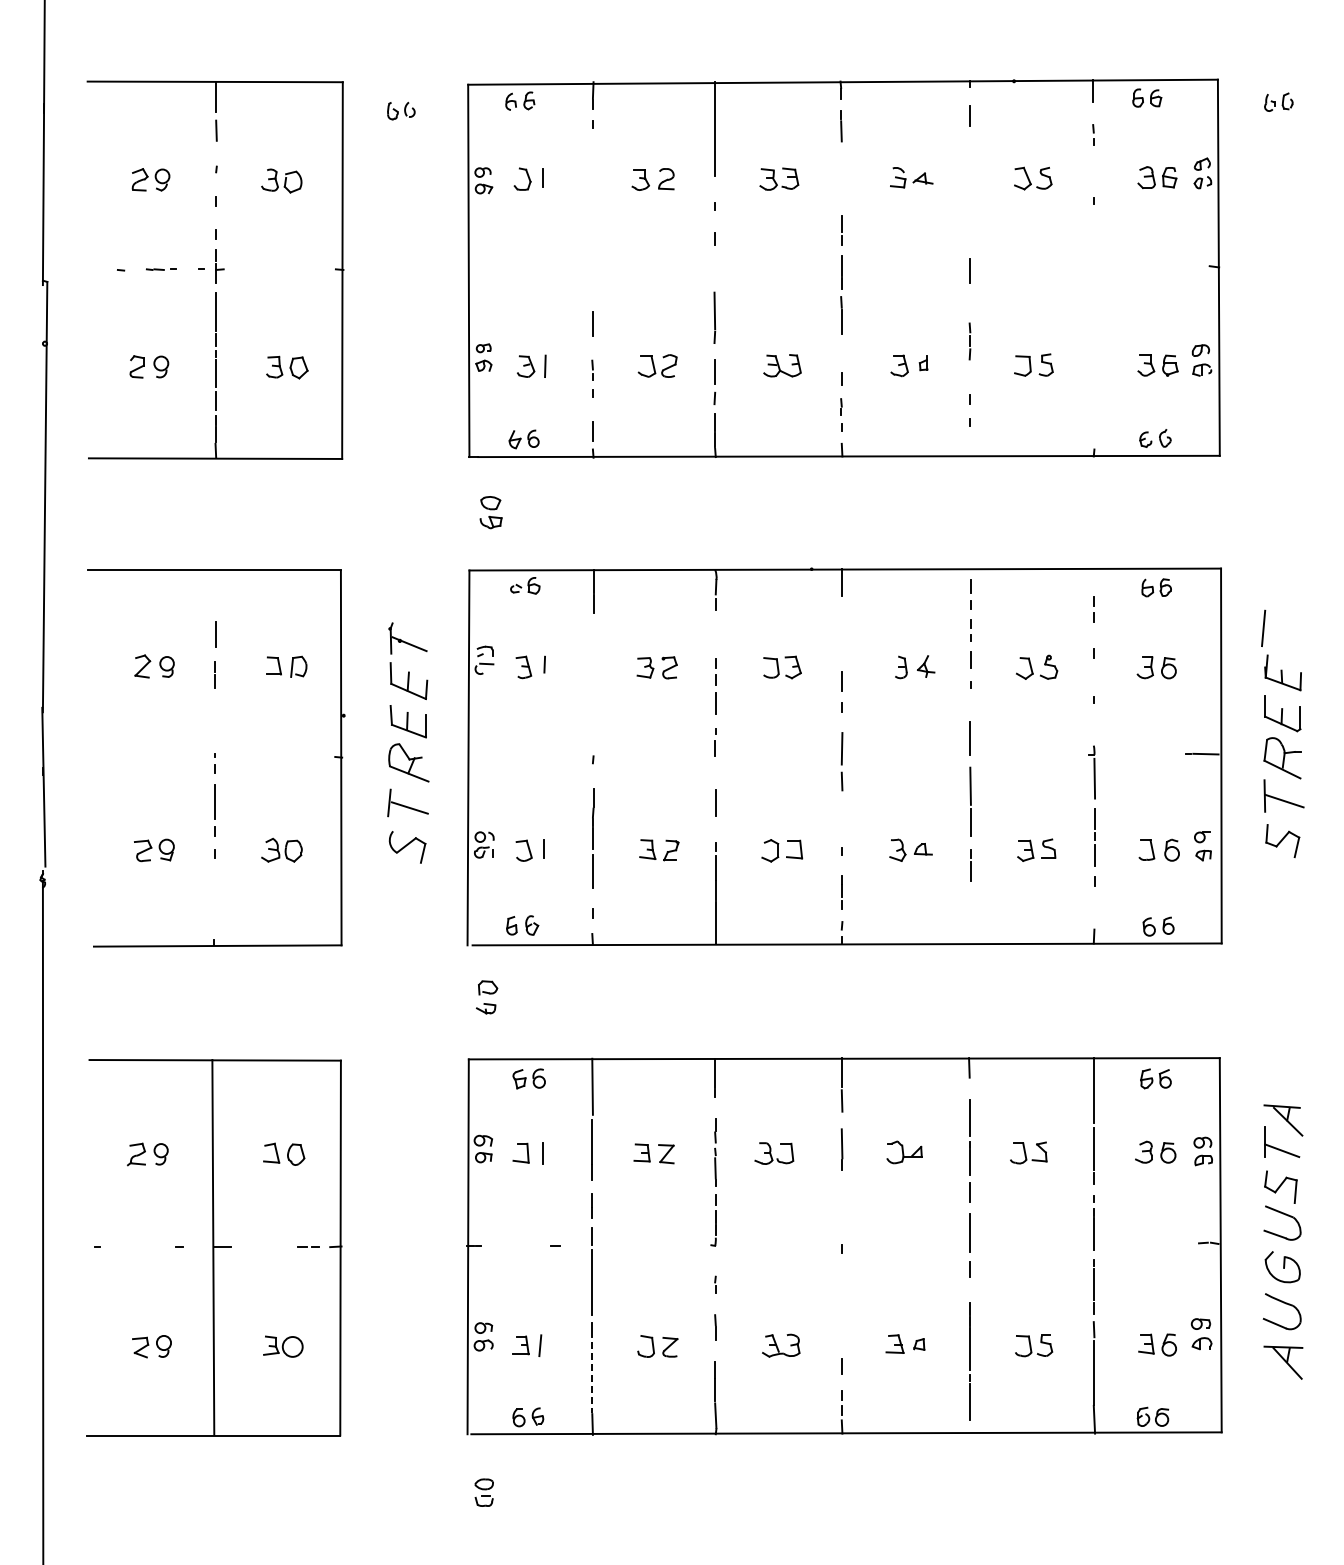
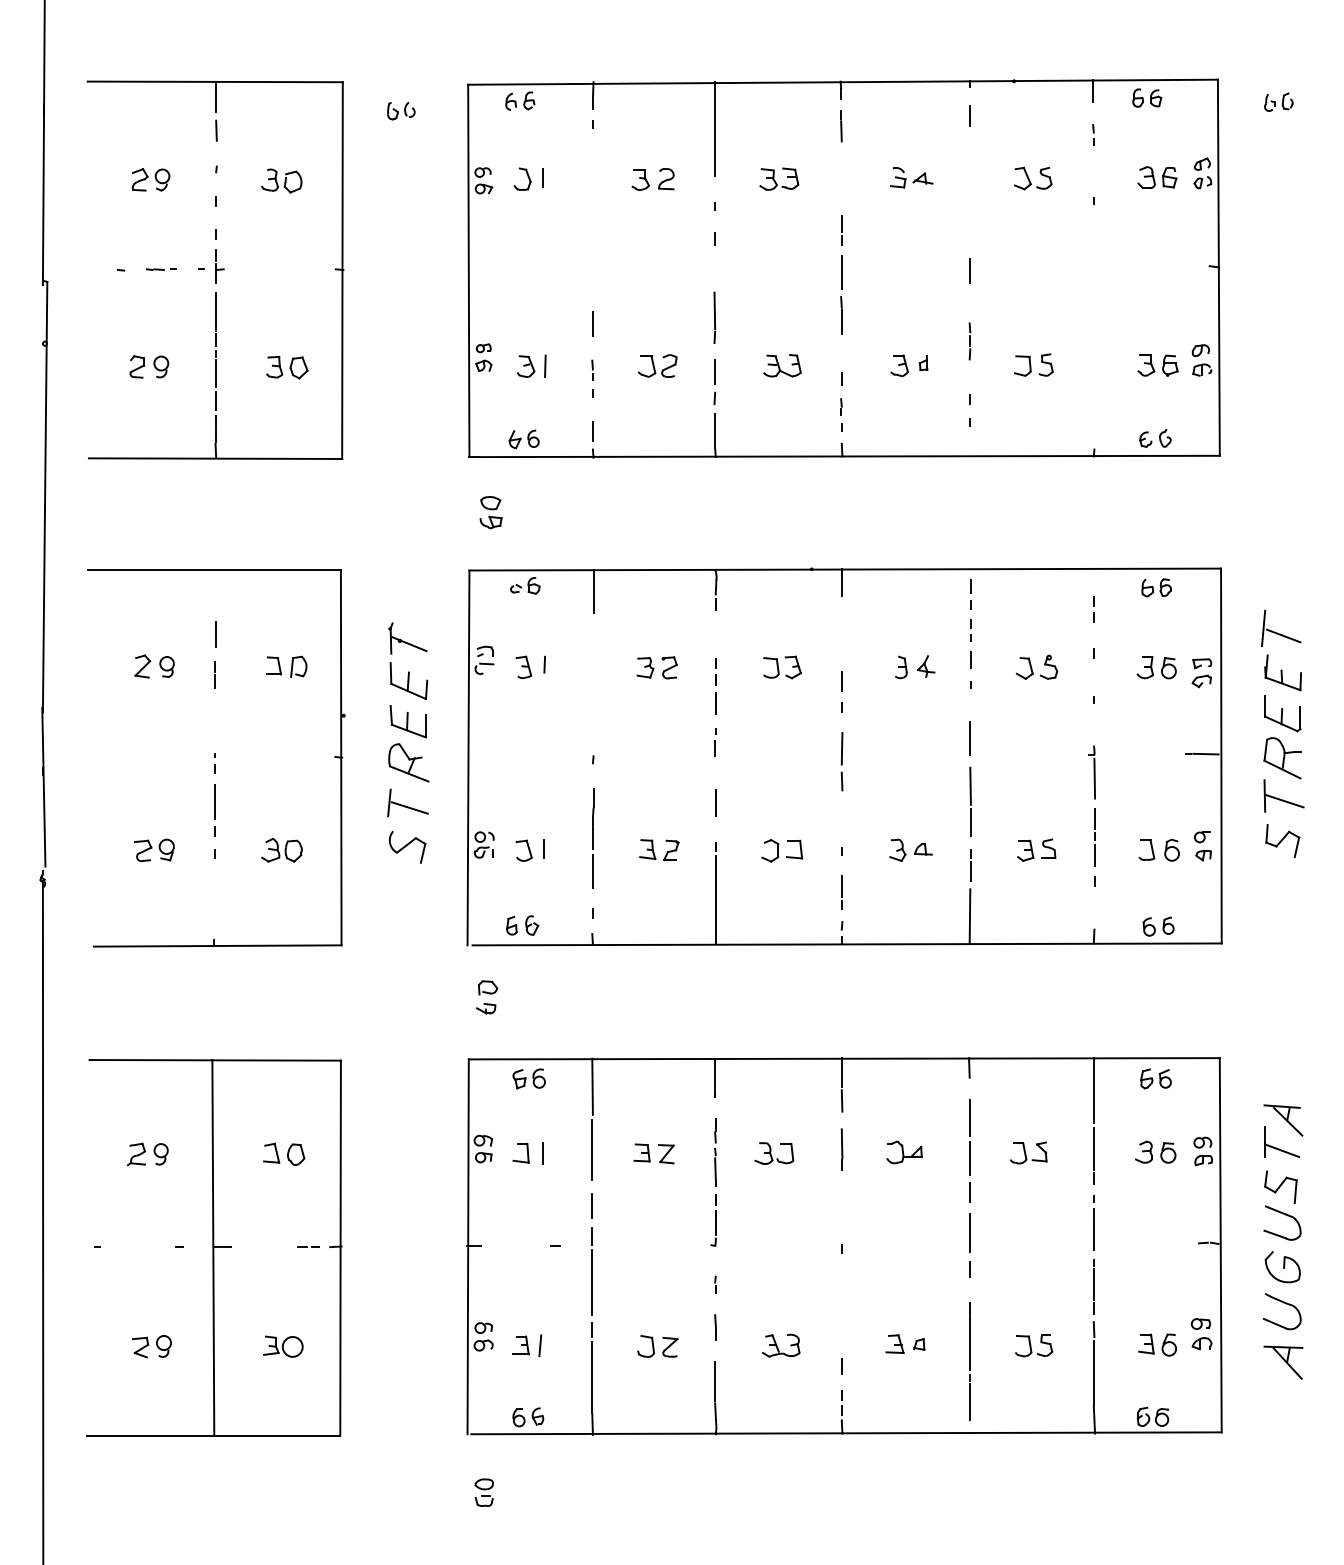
line: none -> present (1283, 635)
part: none -> present (1201, 673)
line: none -> present (969, 916)
line: dashed -> solid (592, 1378)
